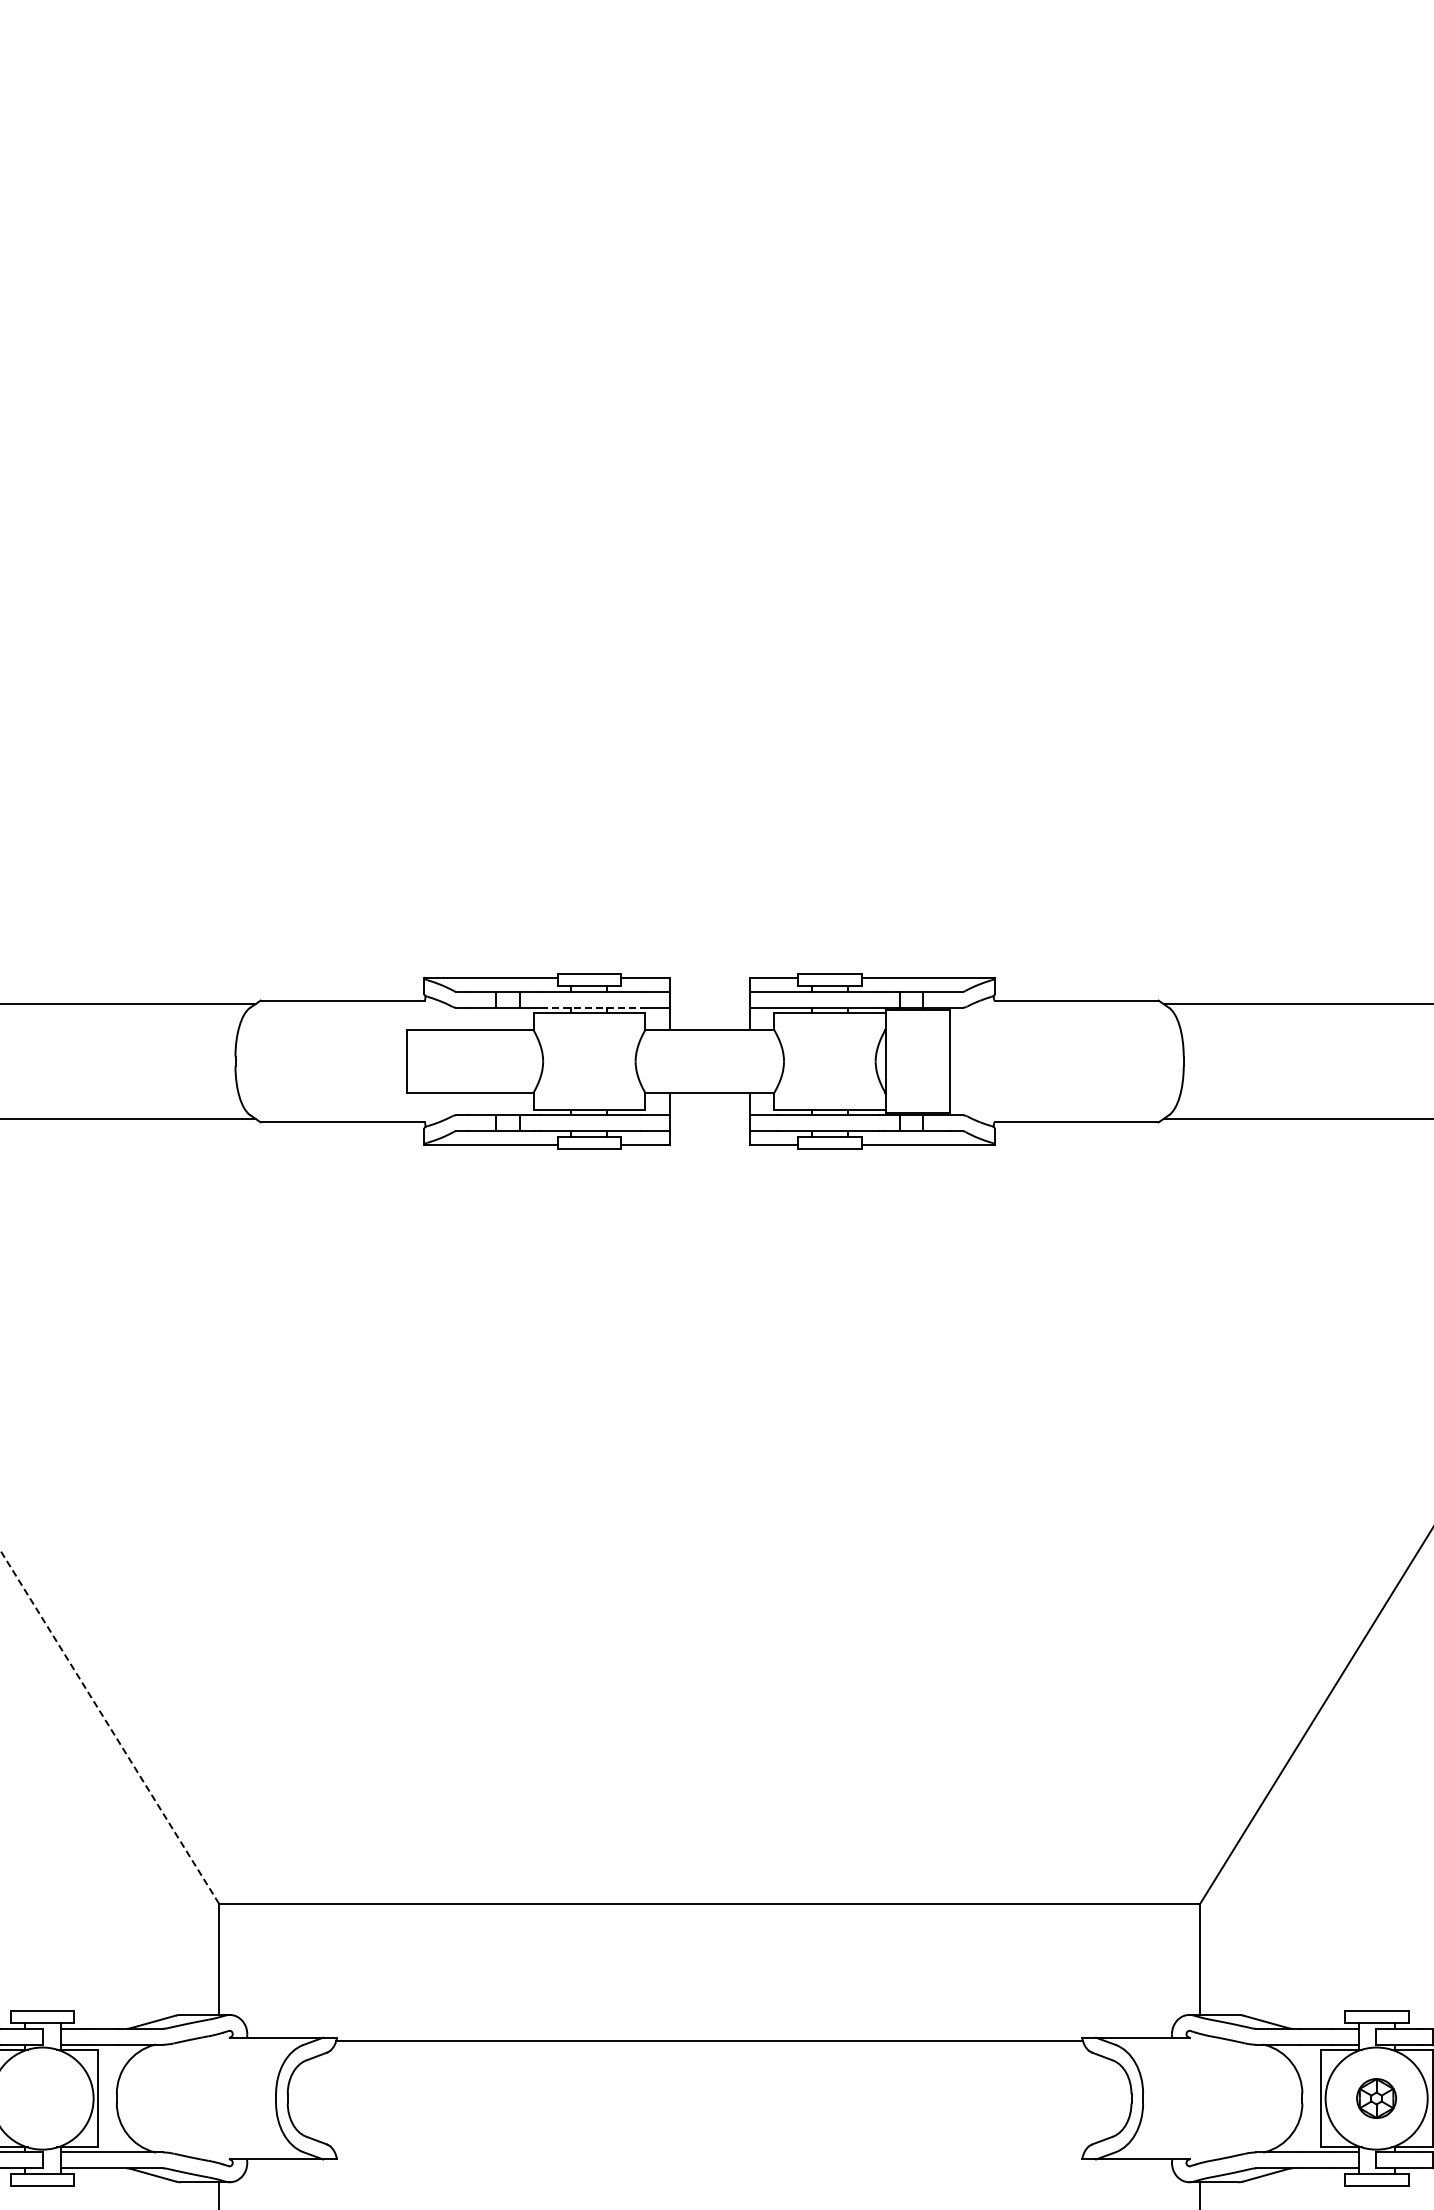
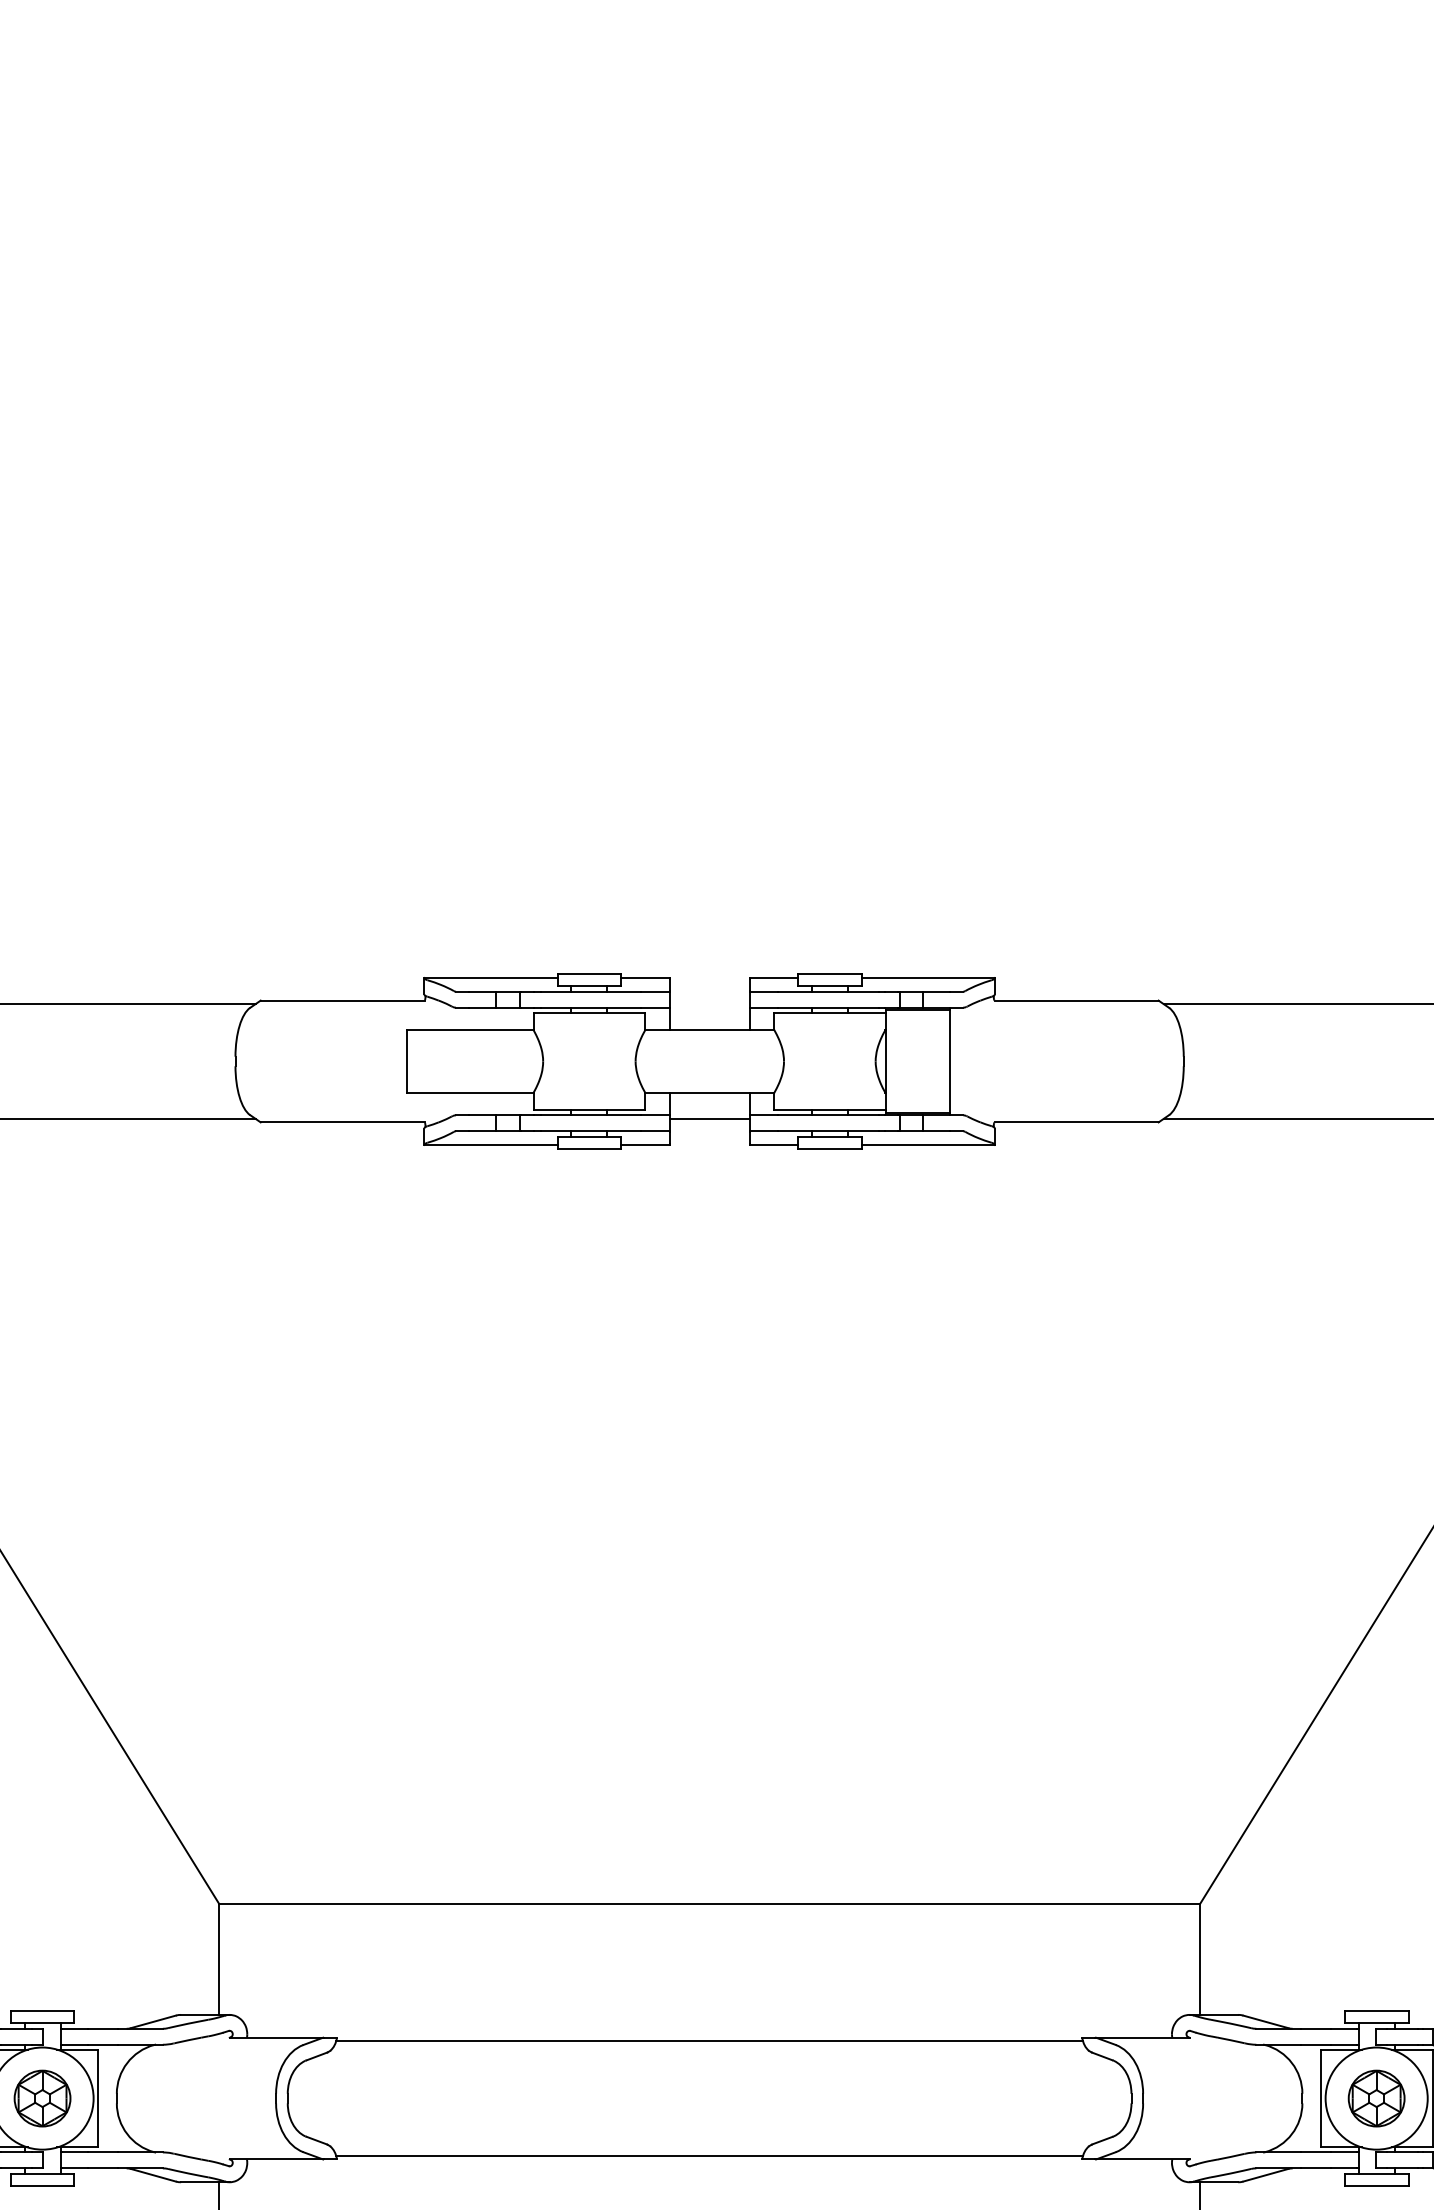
line: dashed -> solid (591, 1007)
line: none -> present (709, 1118)
line: dashed -> solid (109, 1726)
part: none -> present (42, 2098)
part size: 41x41 px -> 59x59 px (1376, 2098)
line: none -> present (709, 2156)
